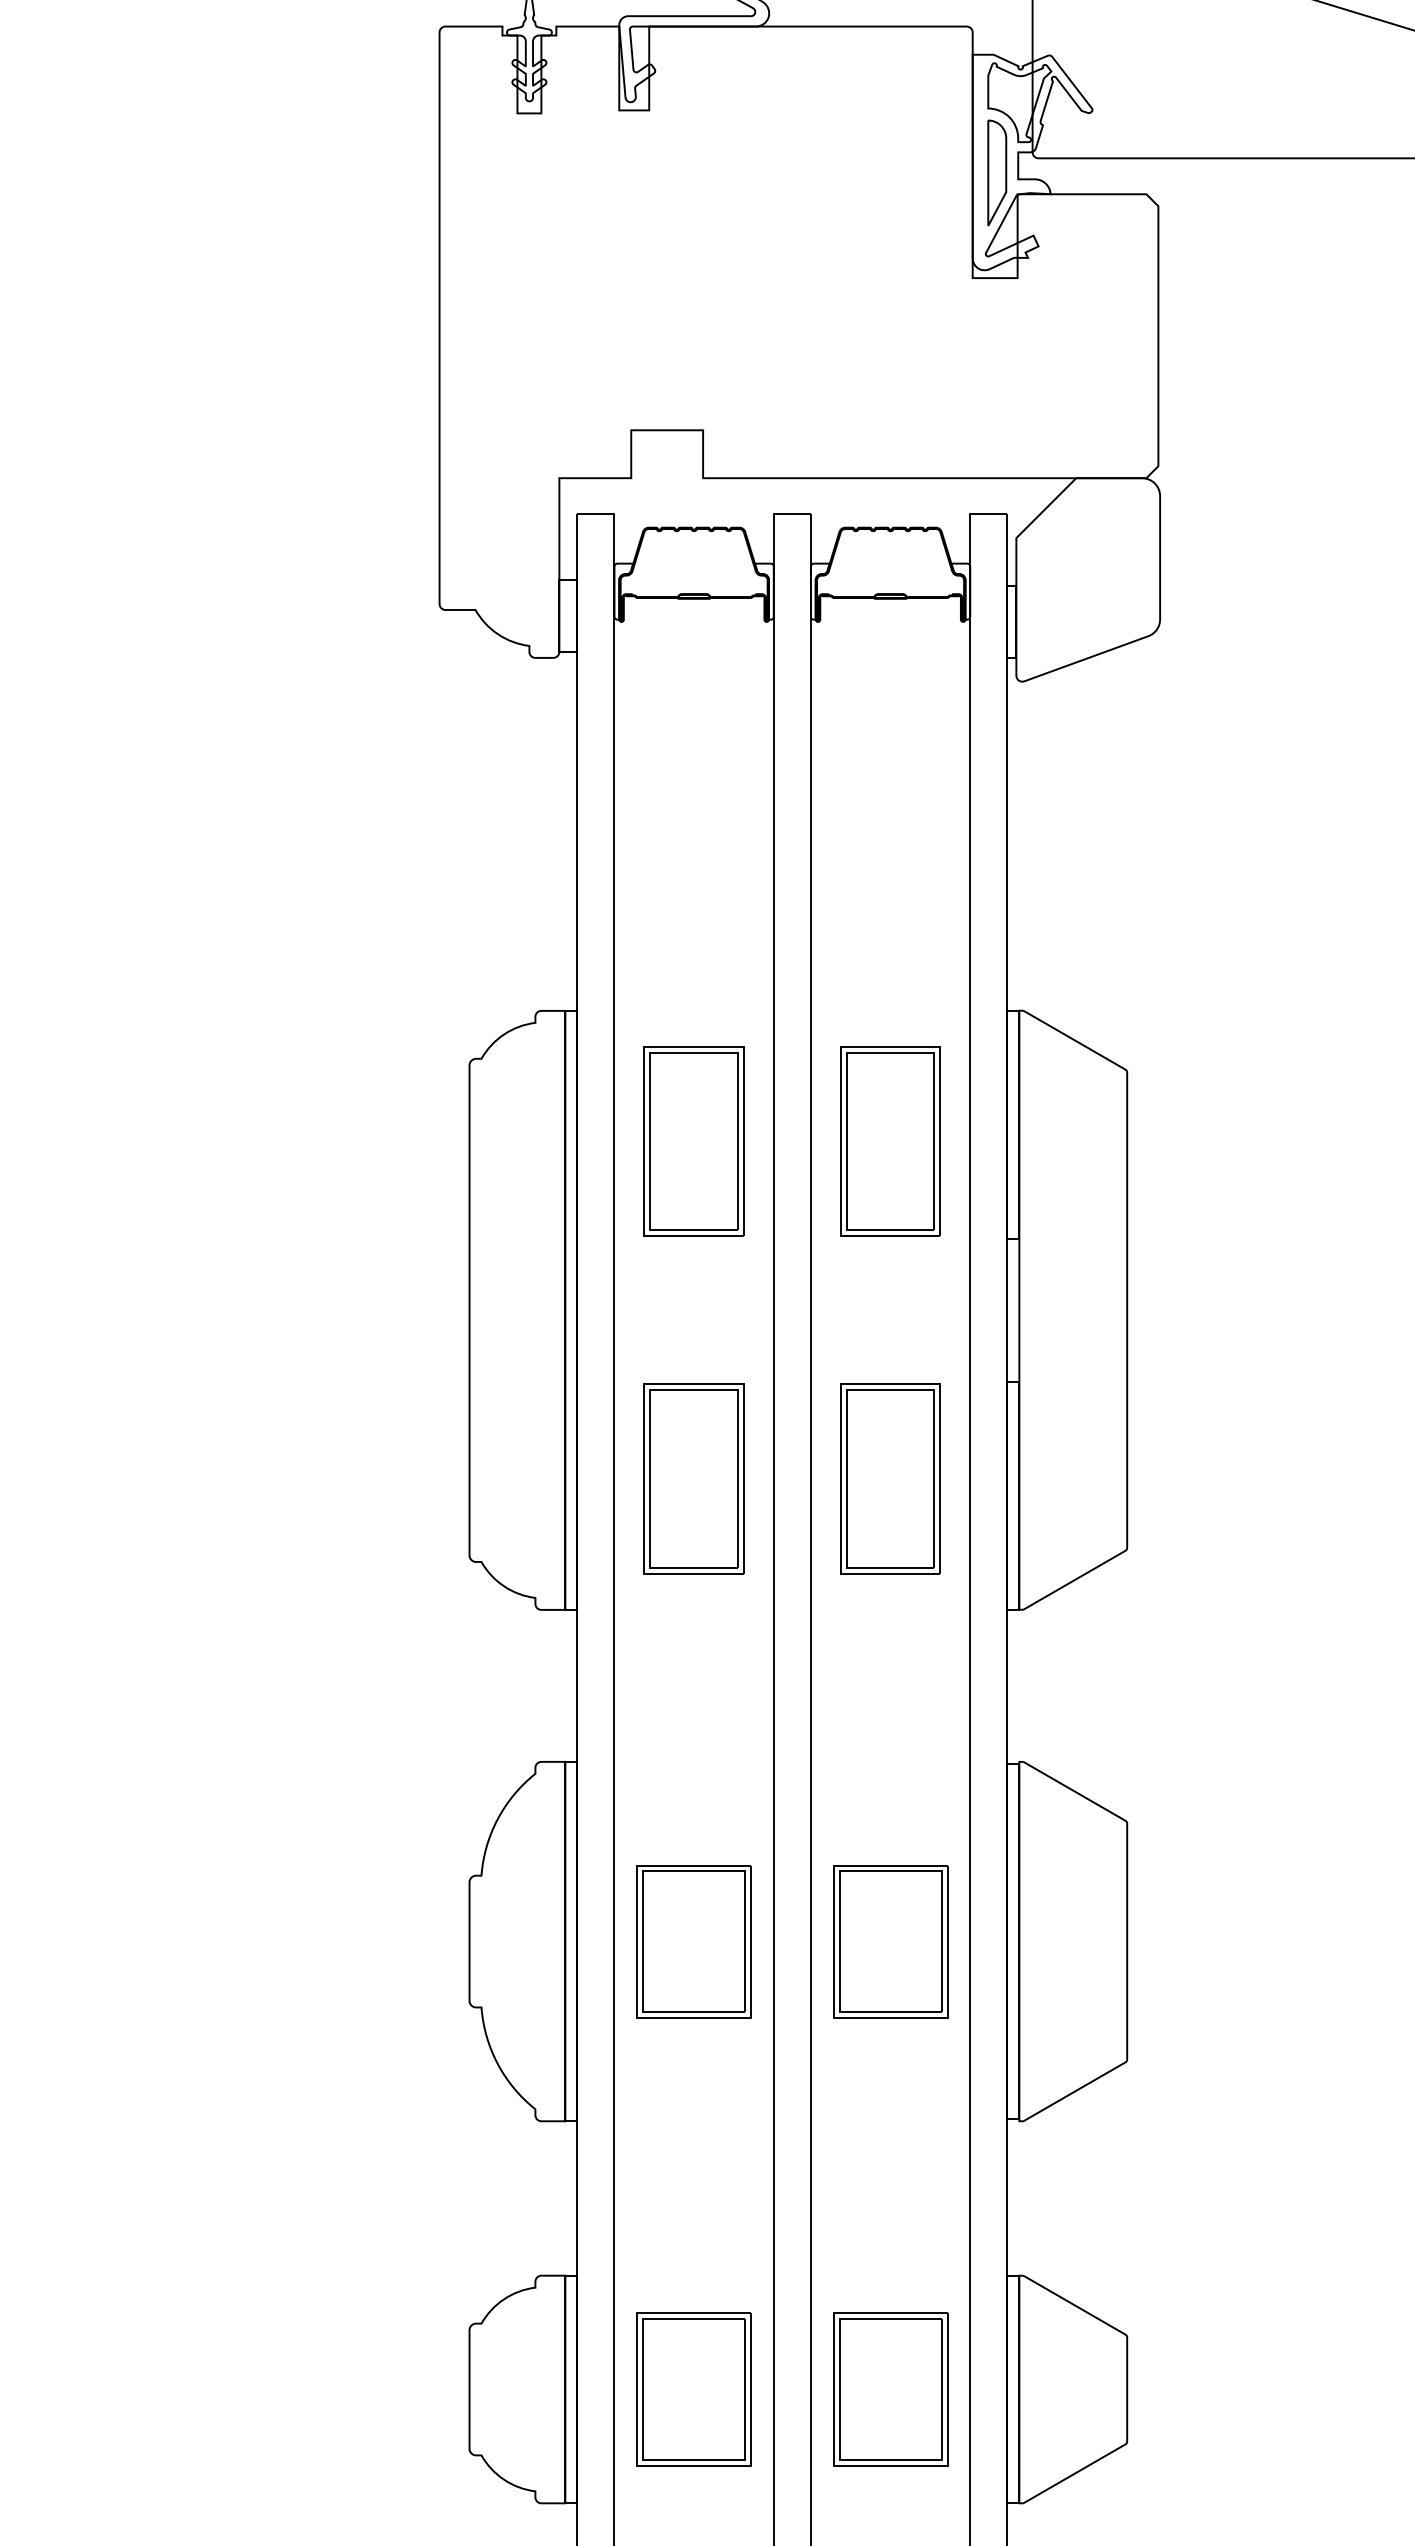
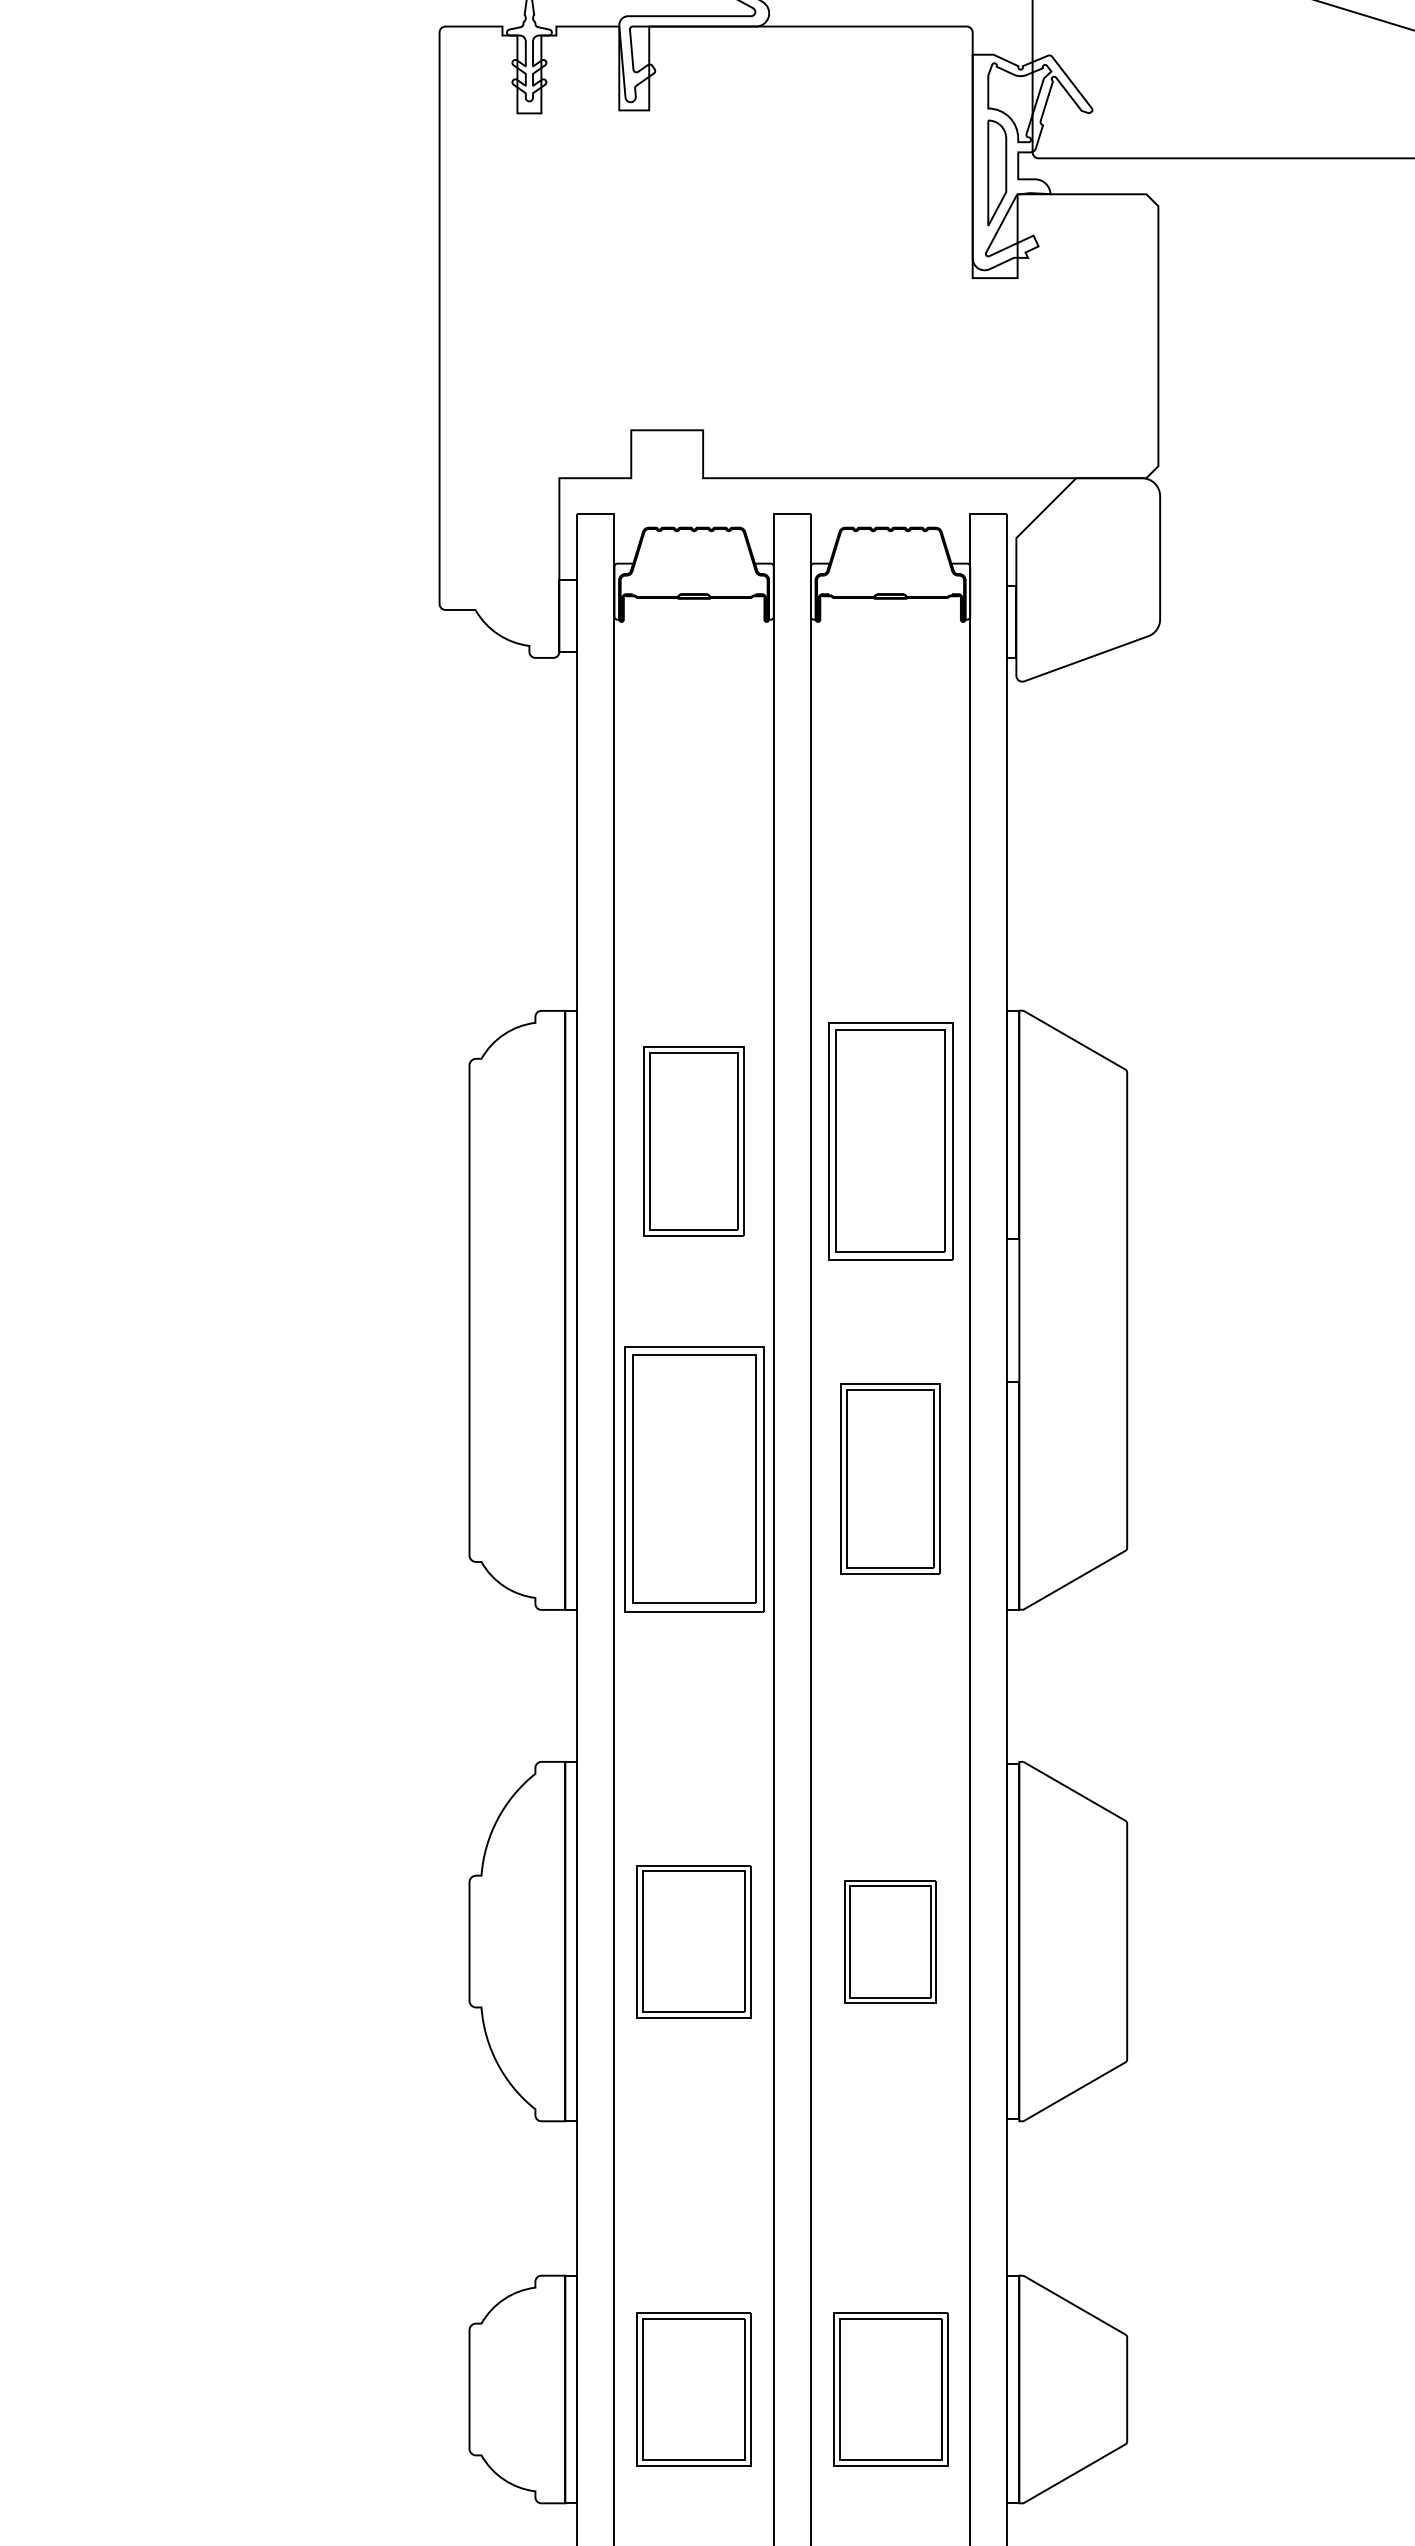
part size: 101x191 px -> 126x239 px (890, 1141)
part size: 102x192 px -> 141x267 px (694, 1479)
part size: 116x154 px -> 93x124 px (890, 1941)
